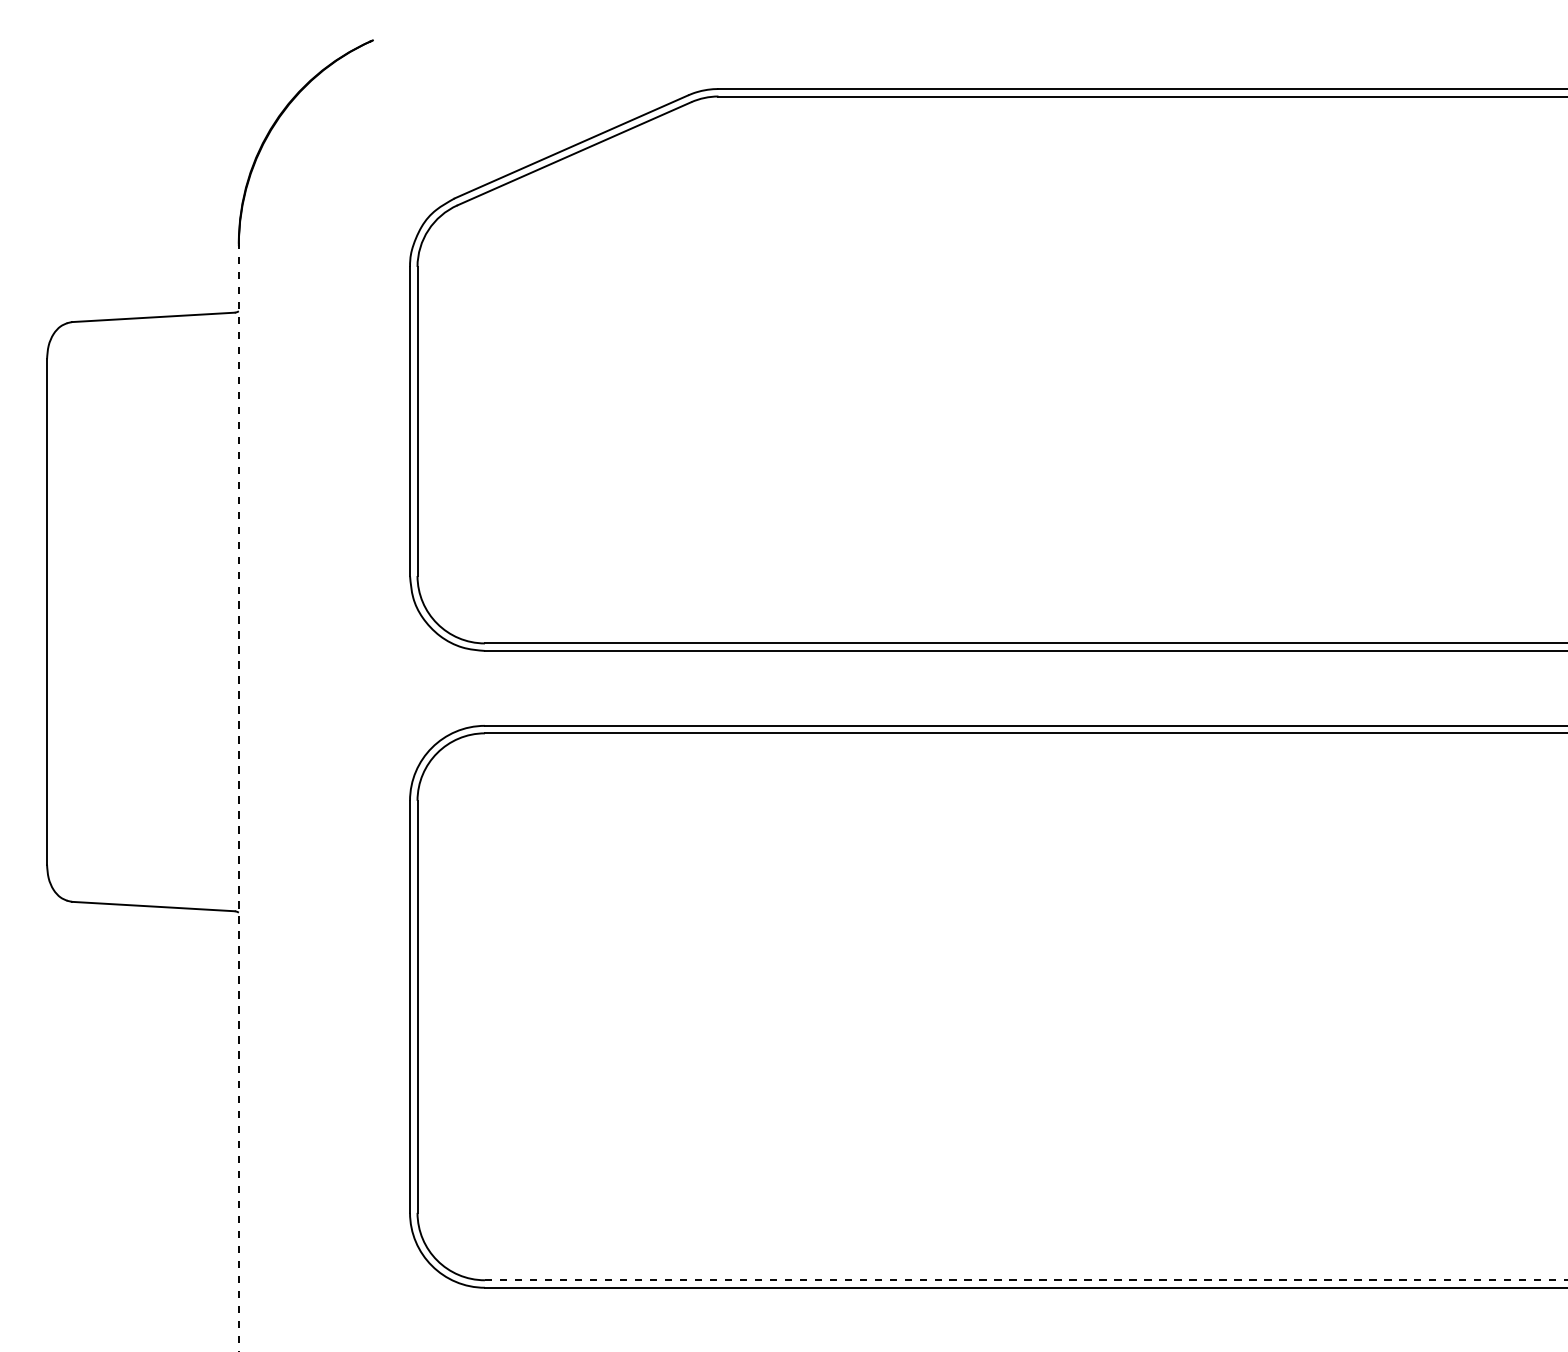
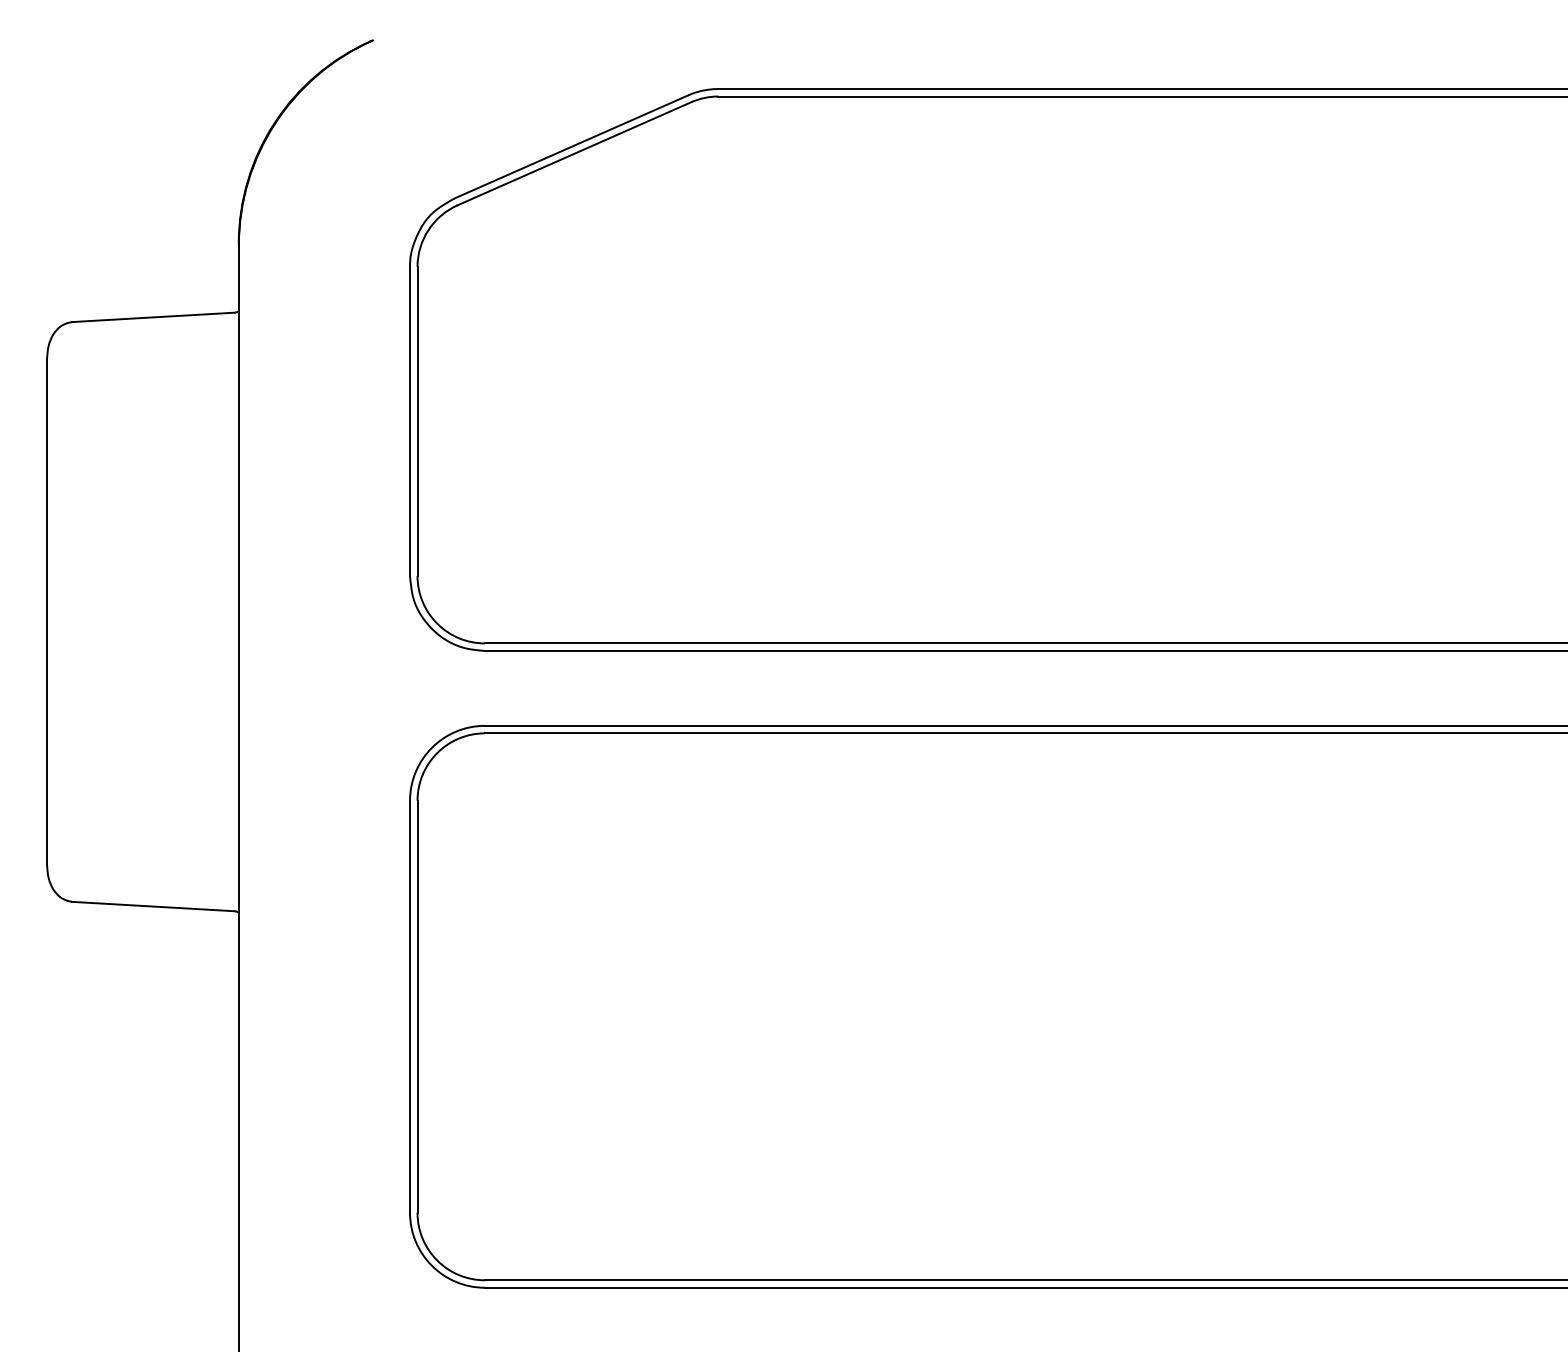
line: dashed -> solid (238, 798)
line: dashed -> solid (1026, 1280)
